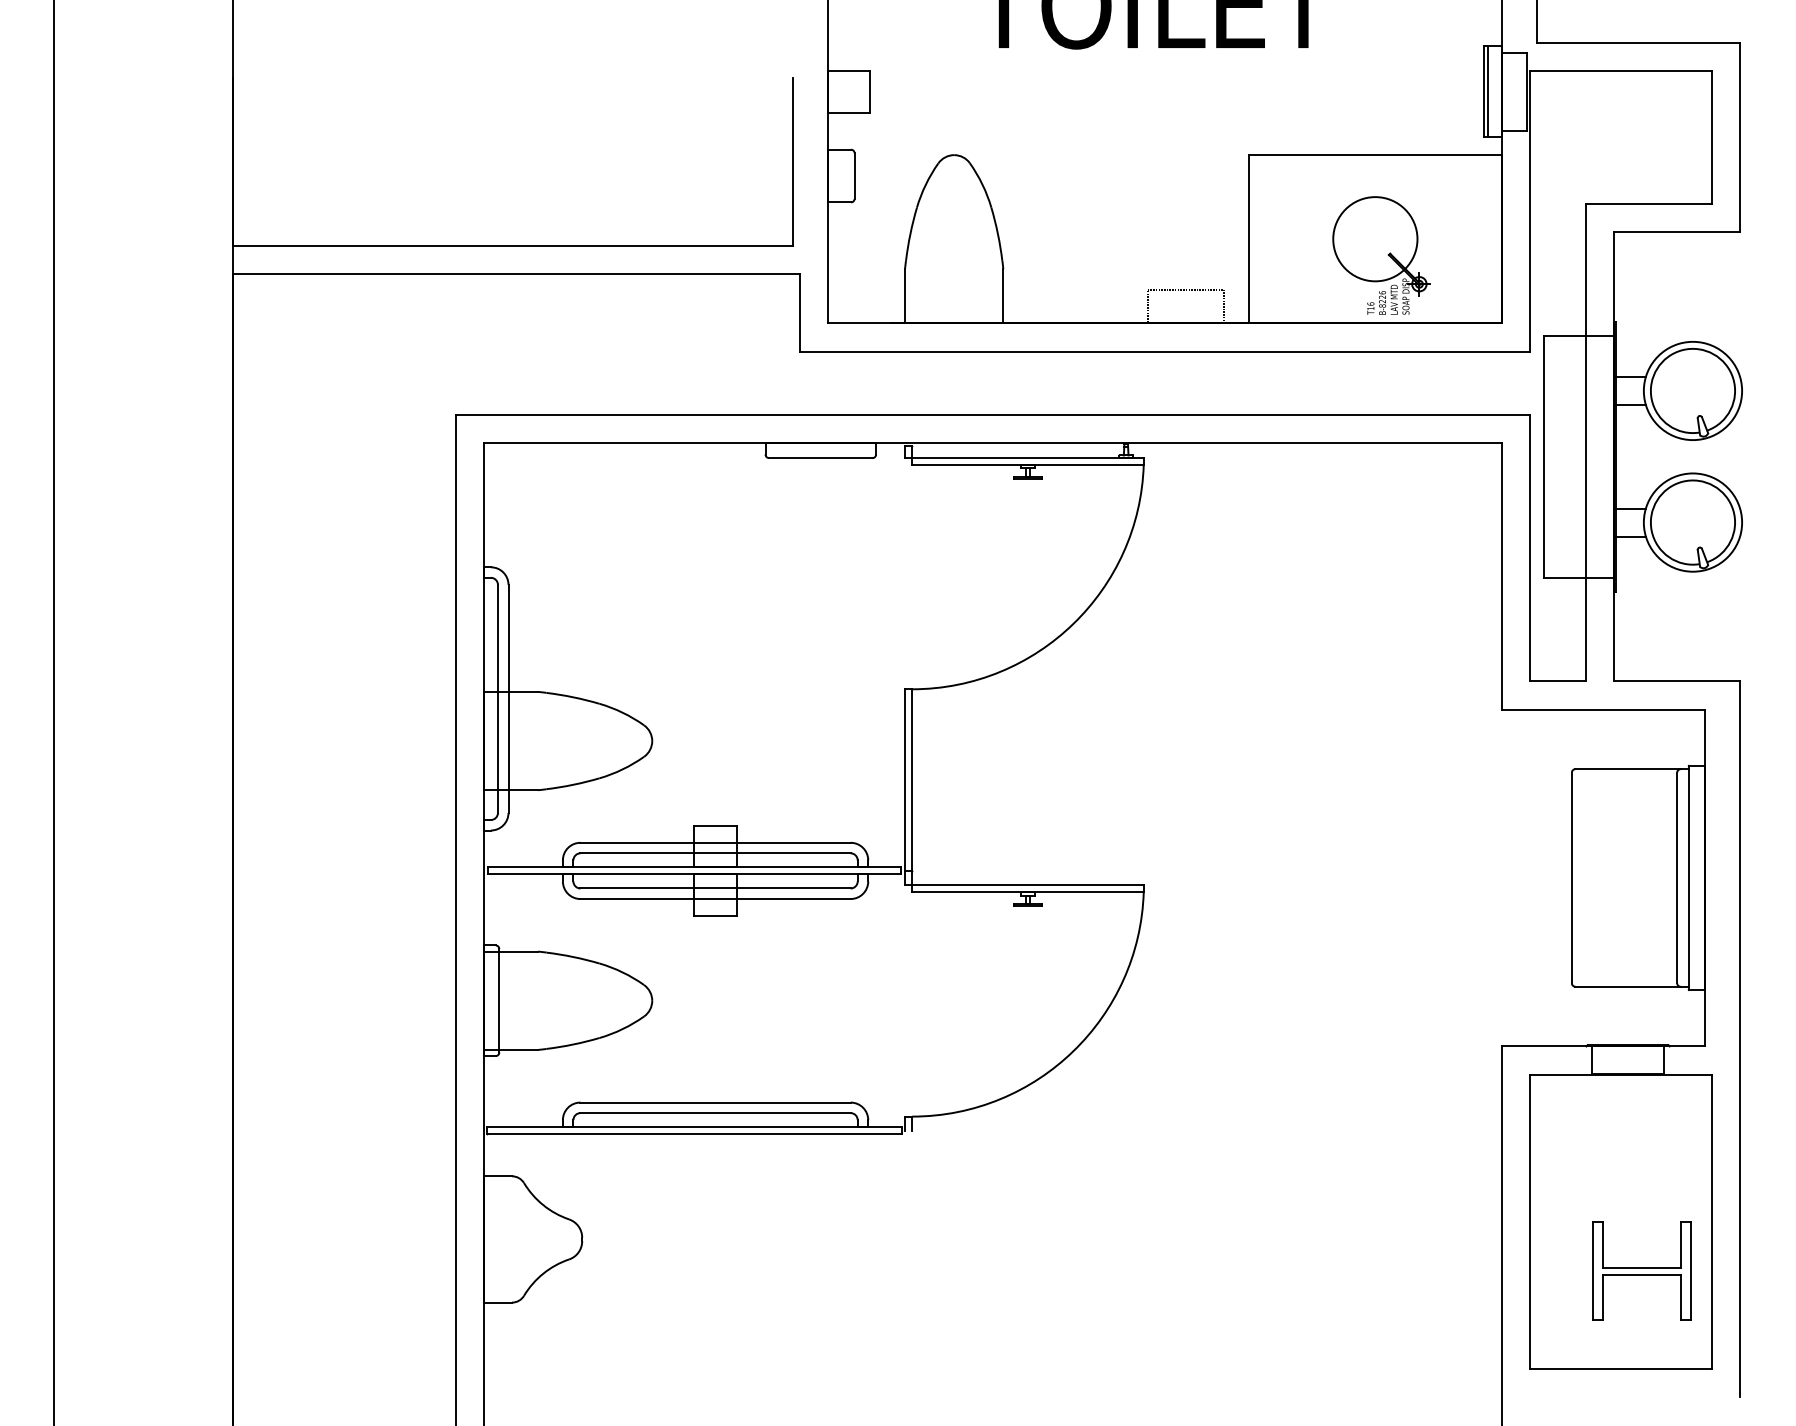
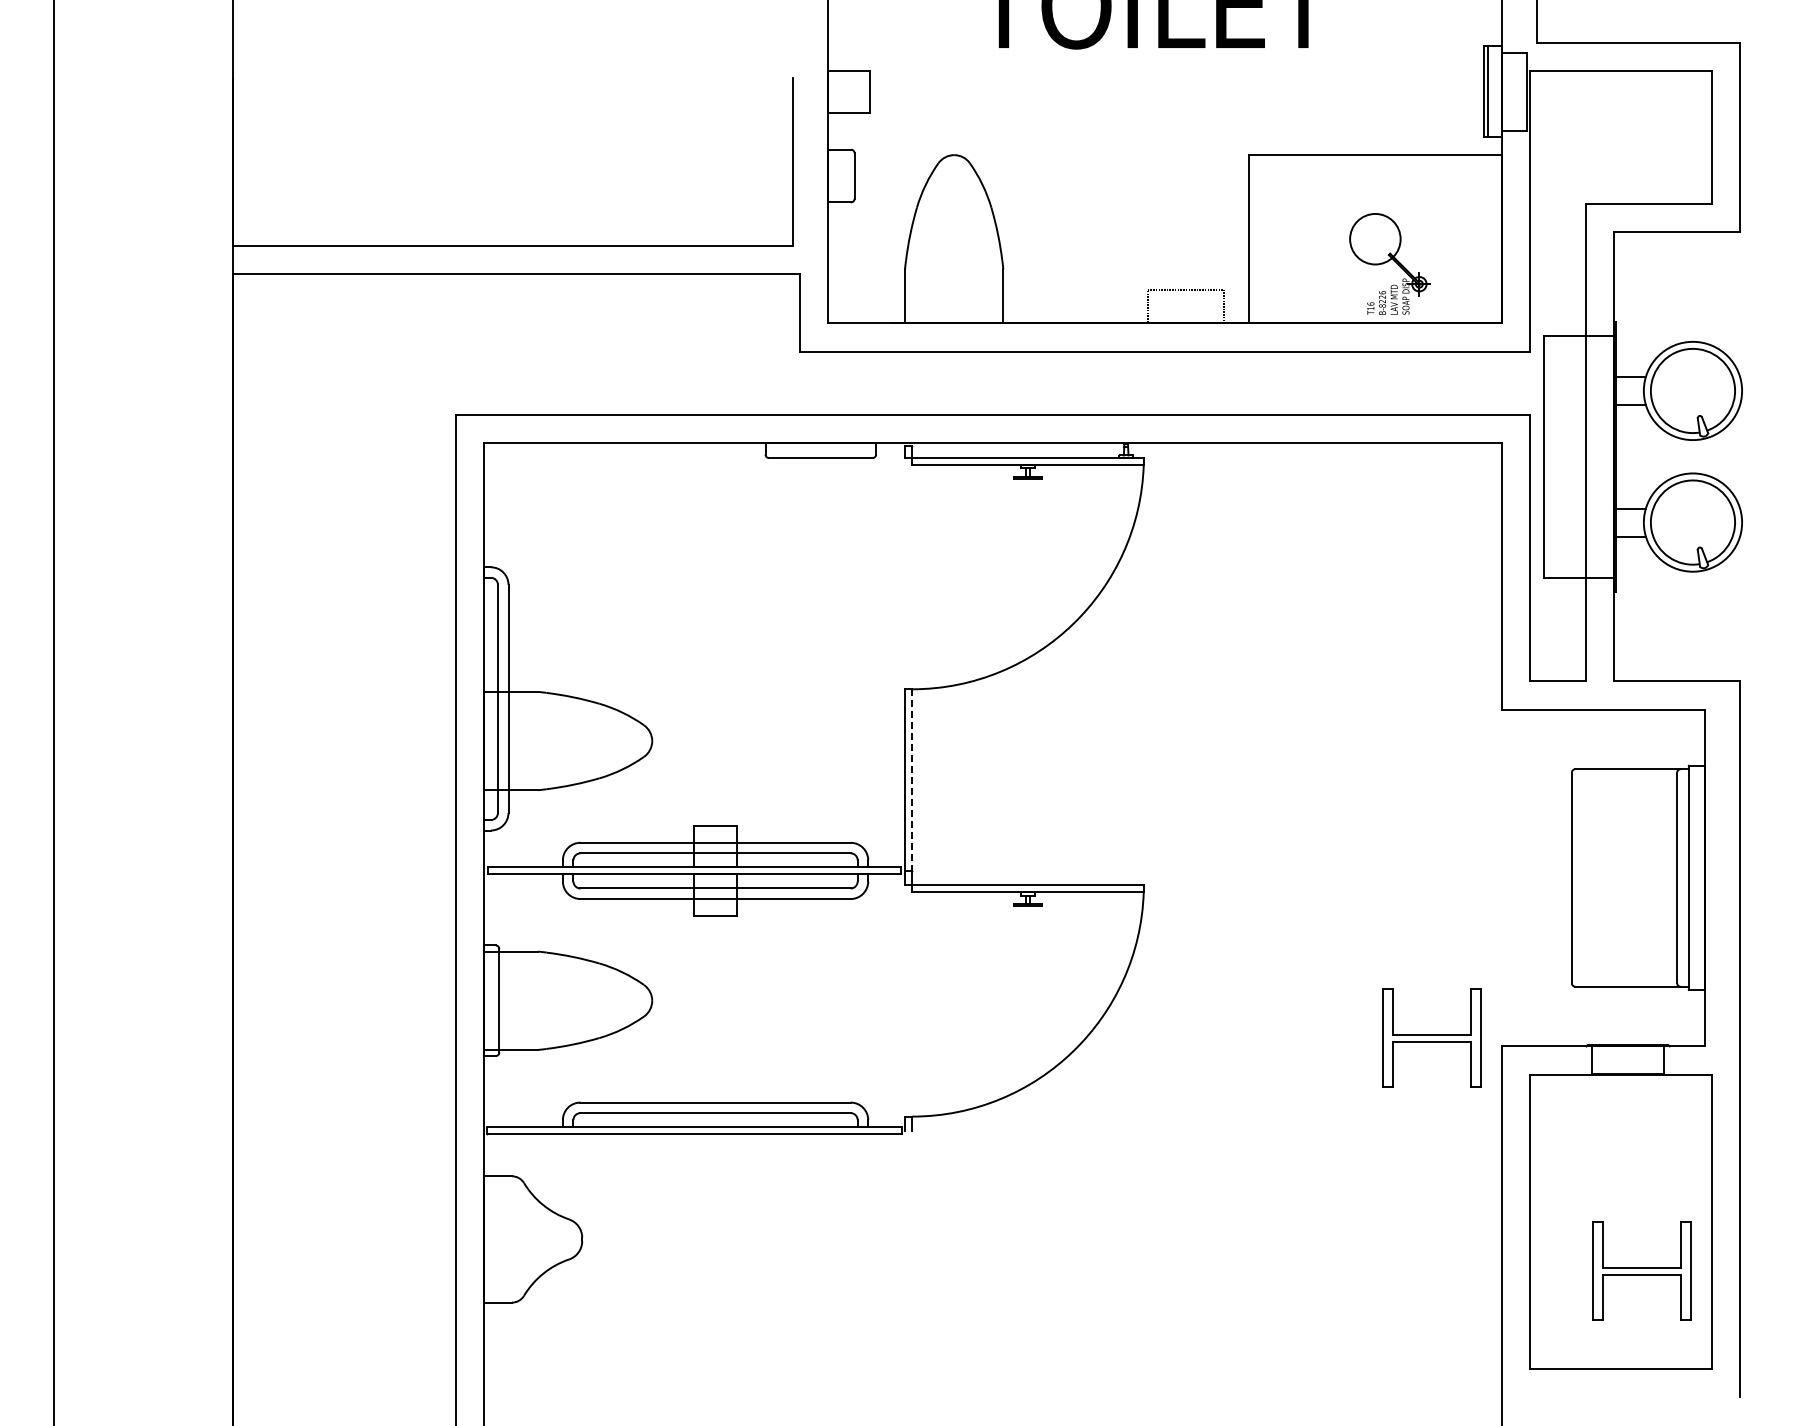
circle diameter: 84 px -> 51 px (1375, 238)
line: solid -> dashed (912, 780)
part: none -> present (1431, 1037)
